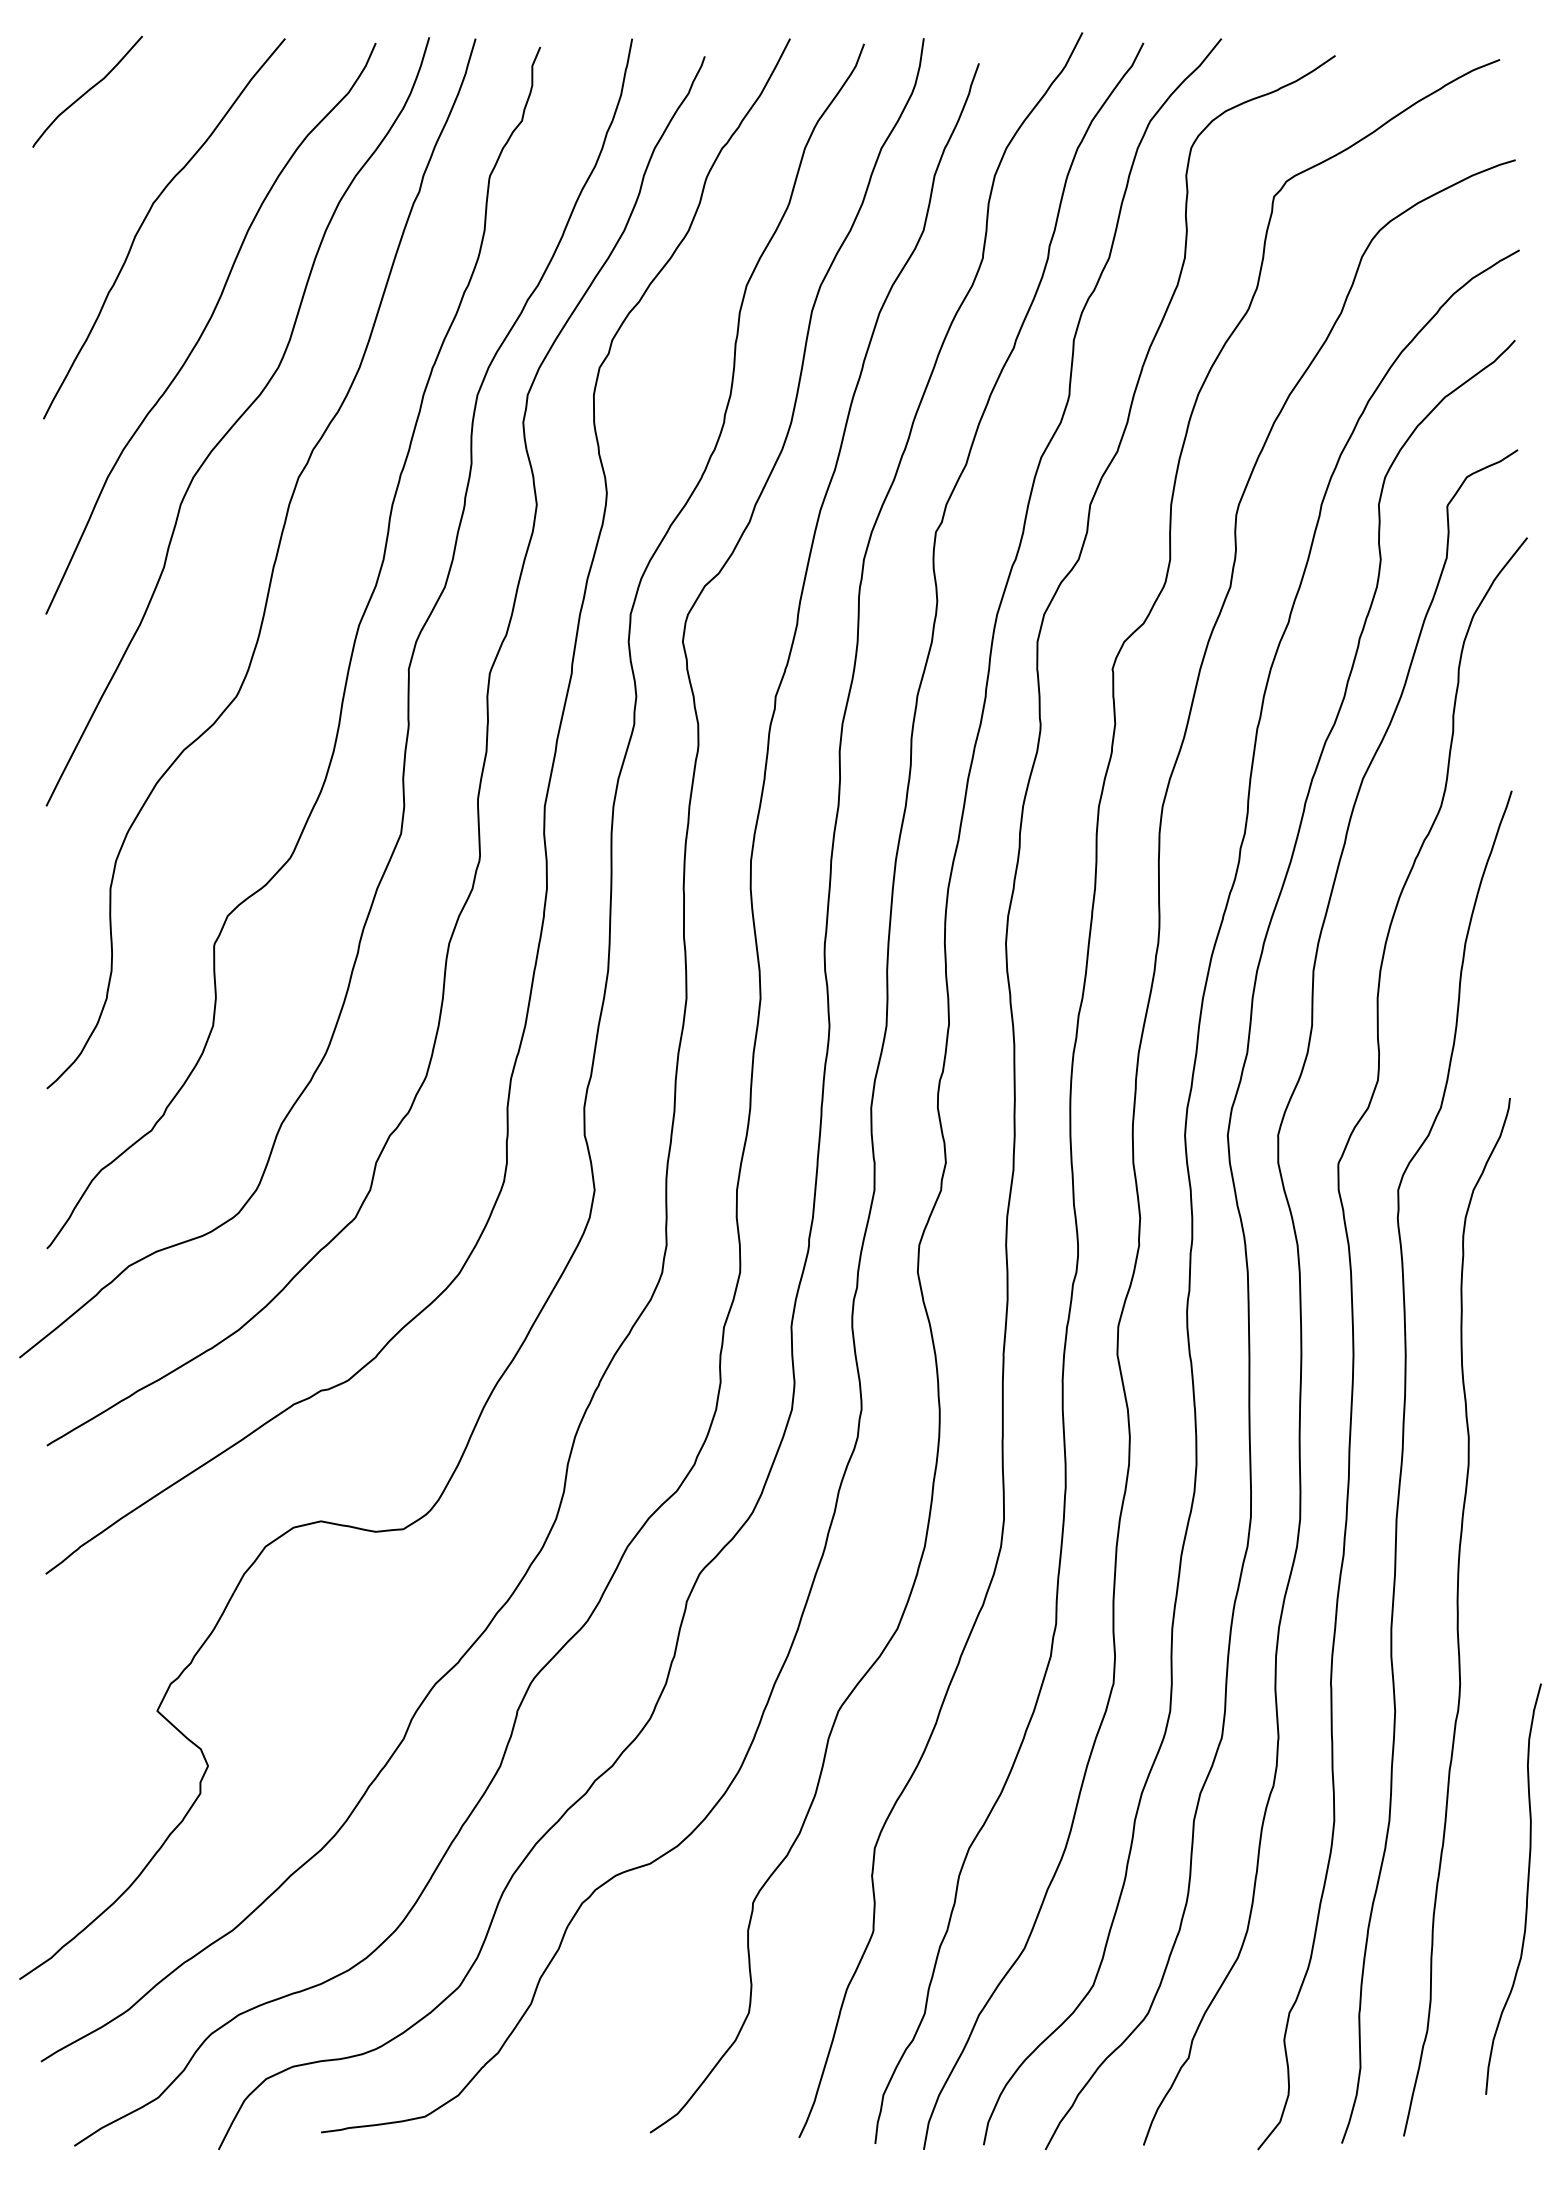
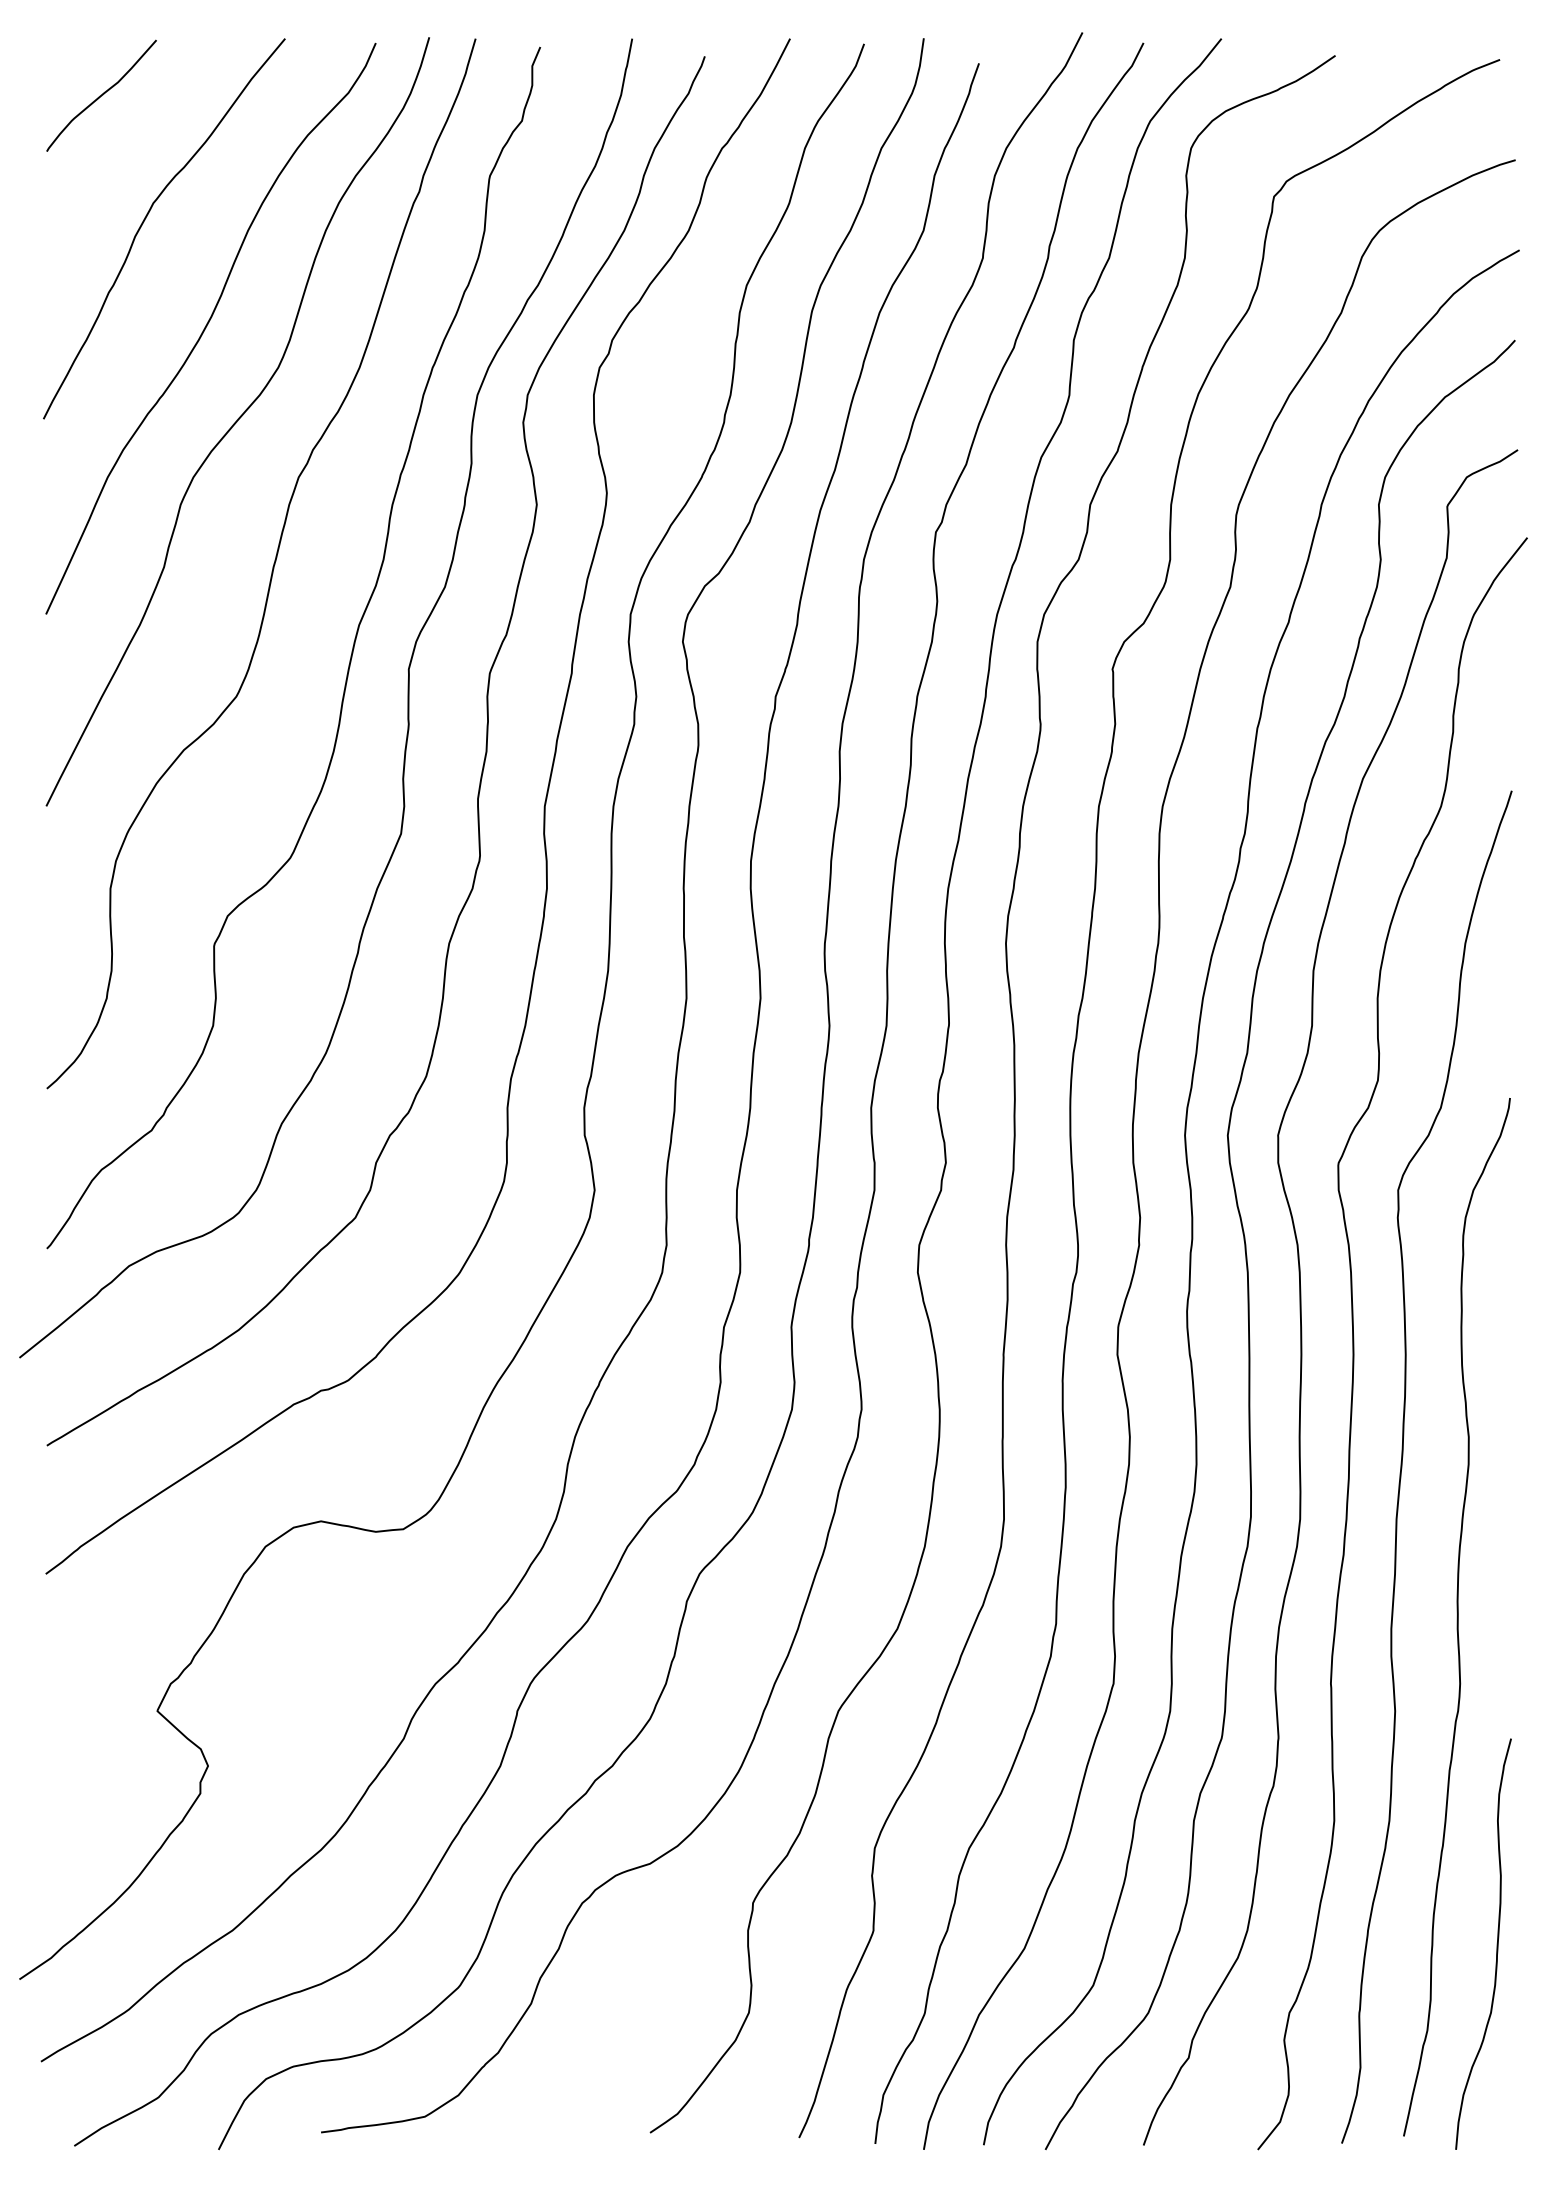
curve position: (87, 91) -> (101, 95) (101, 95)
curve position: (1526, 1888) -> (1496, 1943) (1496, 1943)
